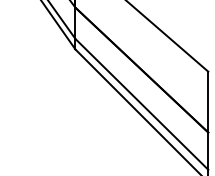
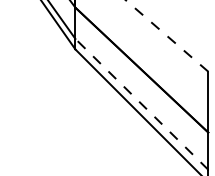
line: solid -> dashed (166, 35)
line: solid -> dashed (141, 104)
